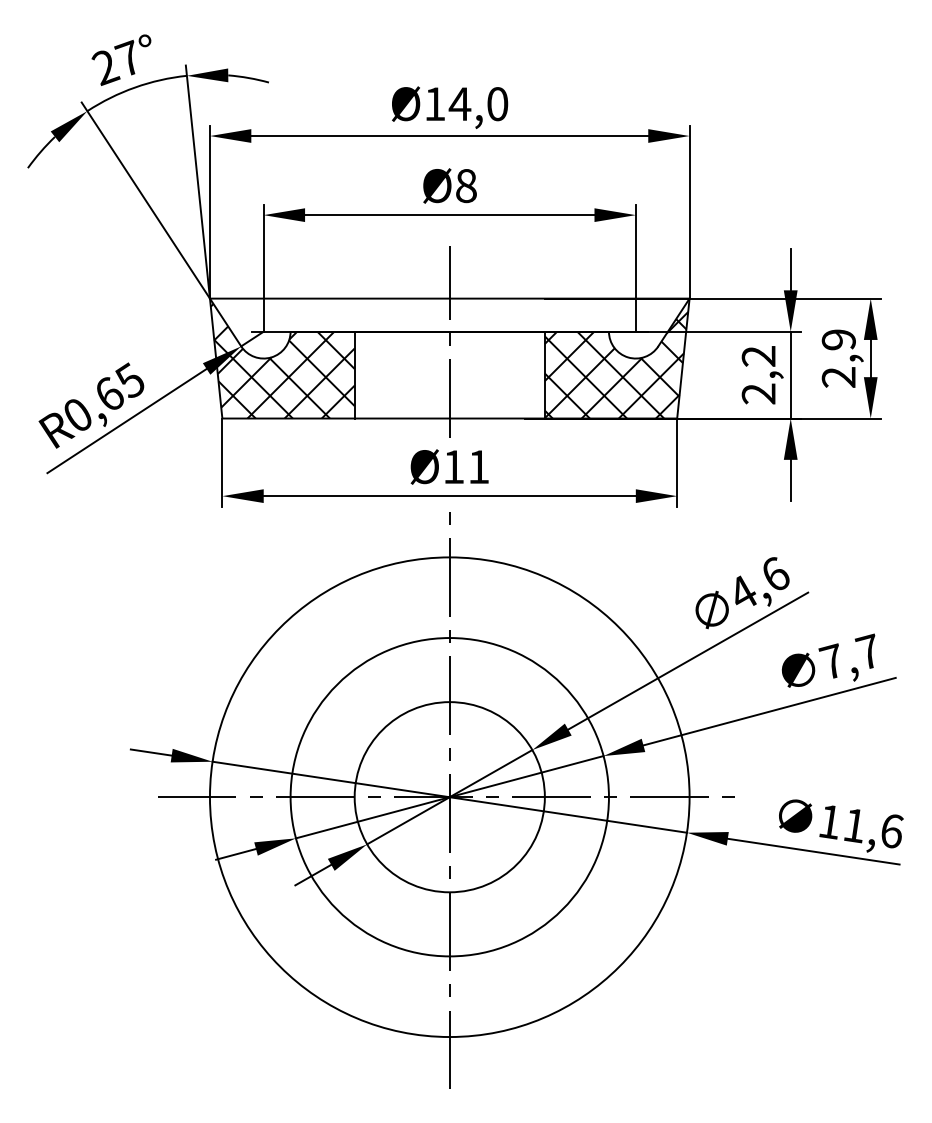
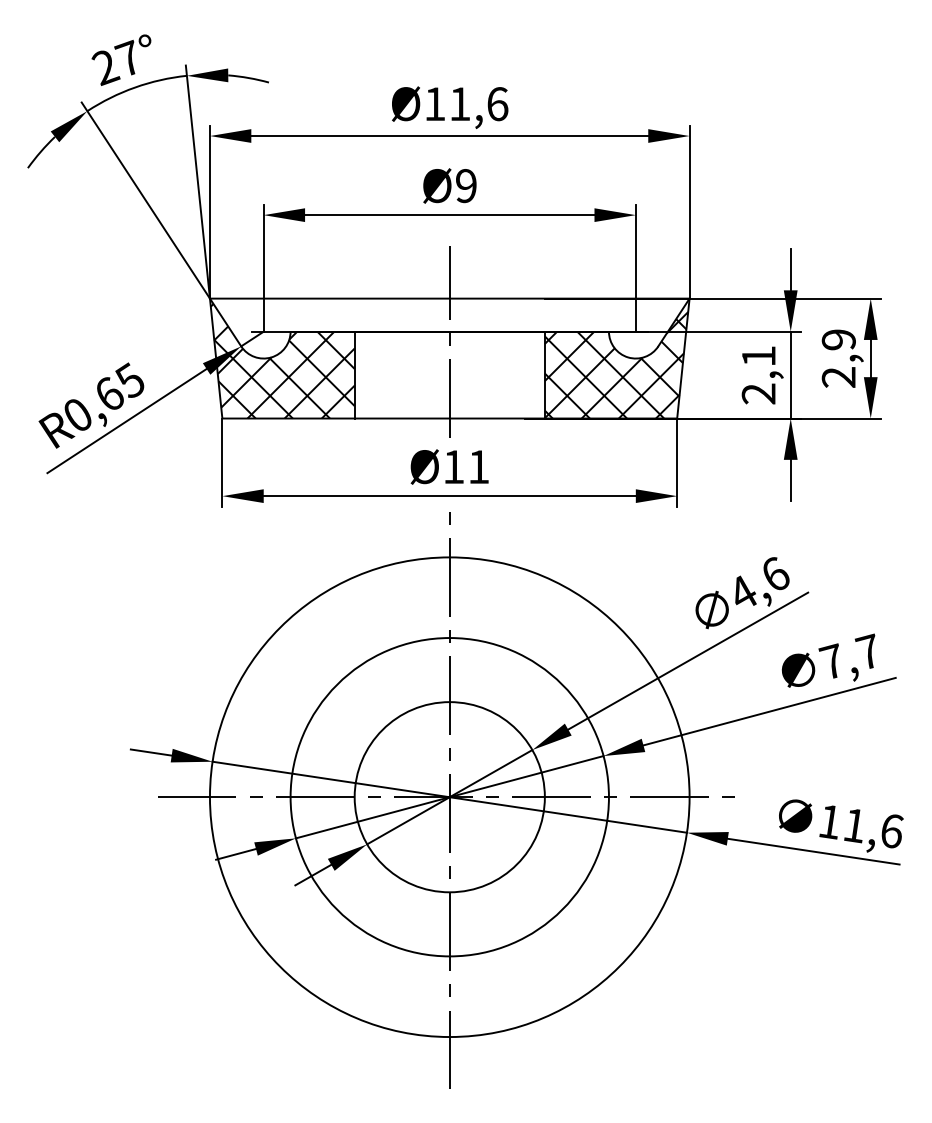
text: Ø14,0 -> Ø11,6 (478, 104)
text: Ø8 -> Ø9 (466, 186)
text: 2,2 -> 2,1 (758, 356)
